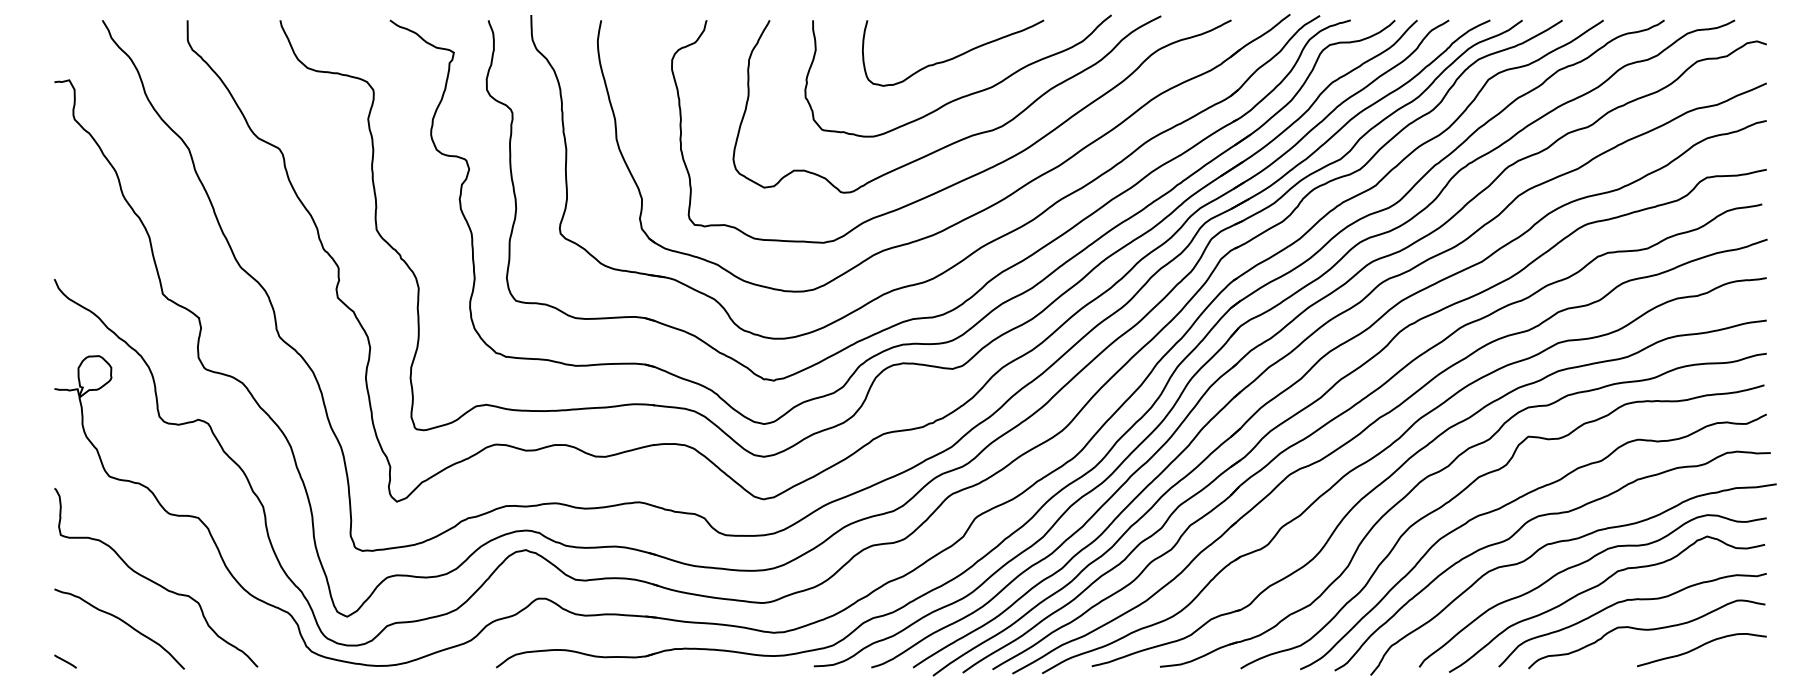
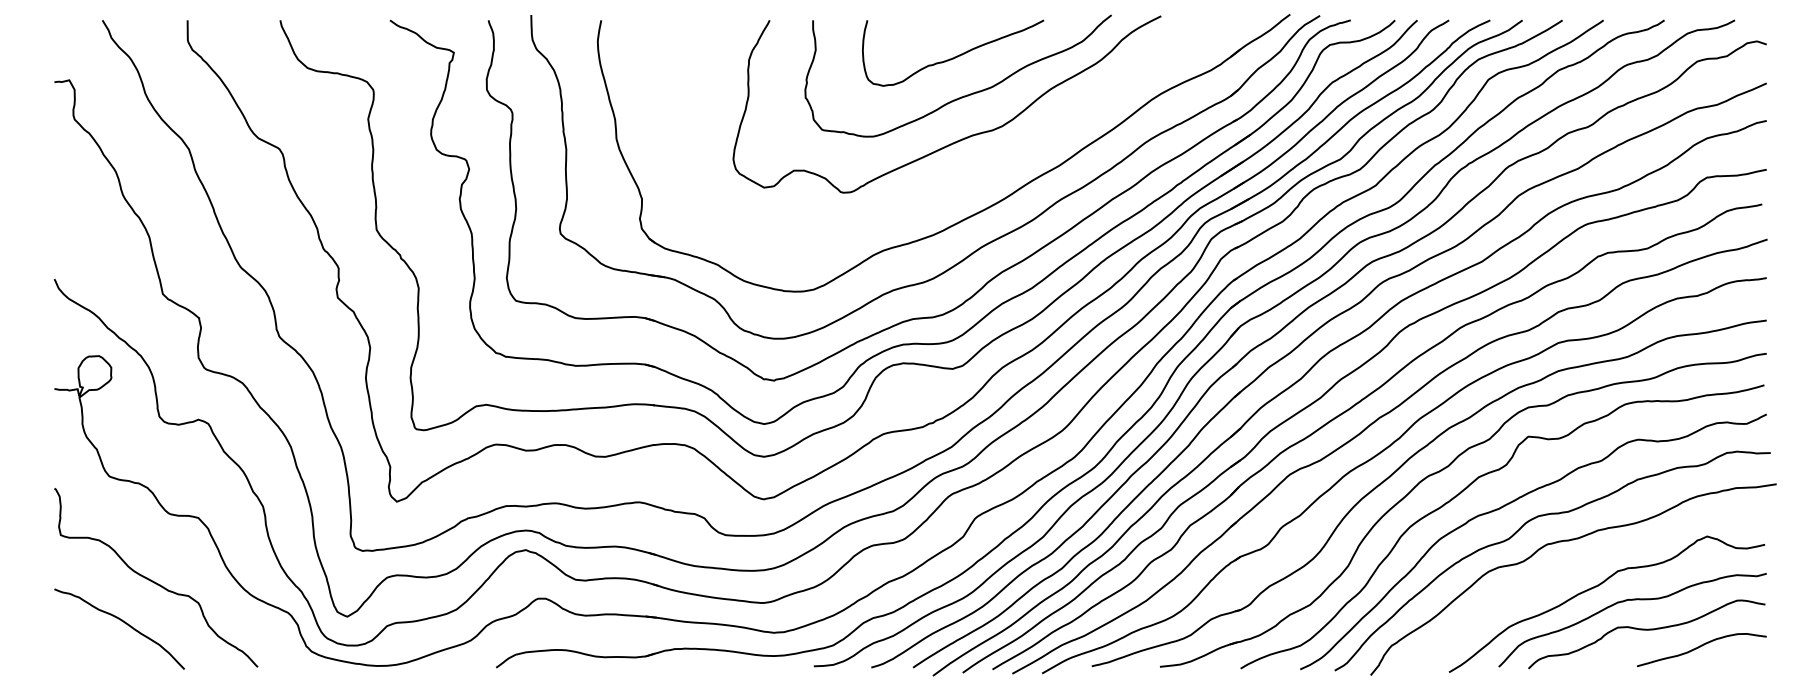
curve: present -> none (973, 174)
curve: present -> none (1582, 564)
line: present -> none (65, 661)
